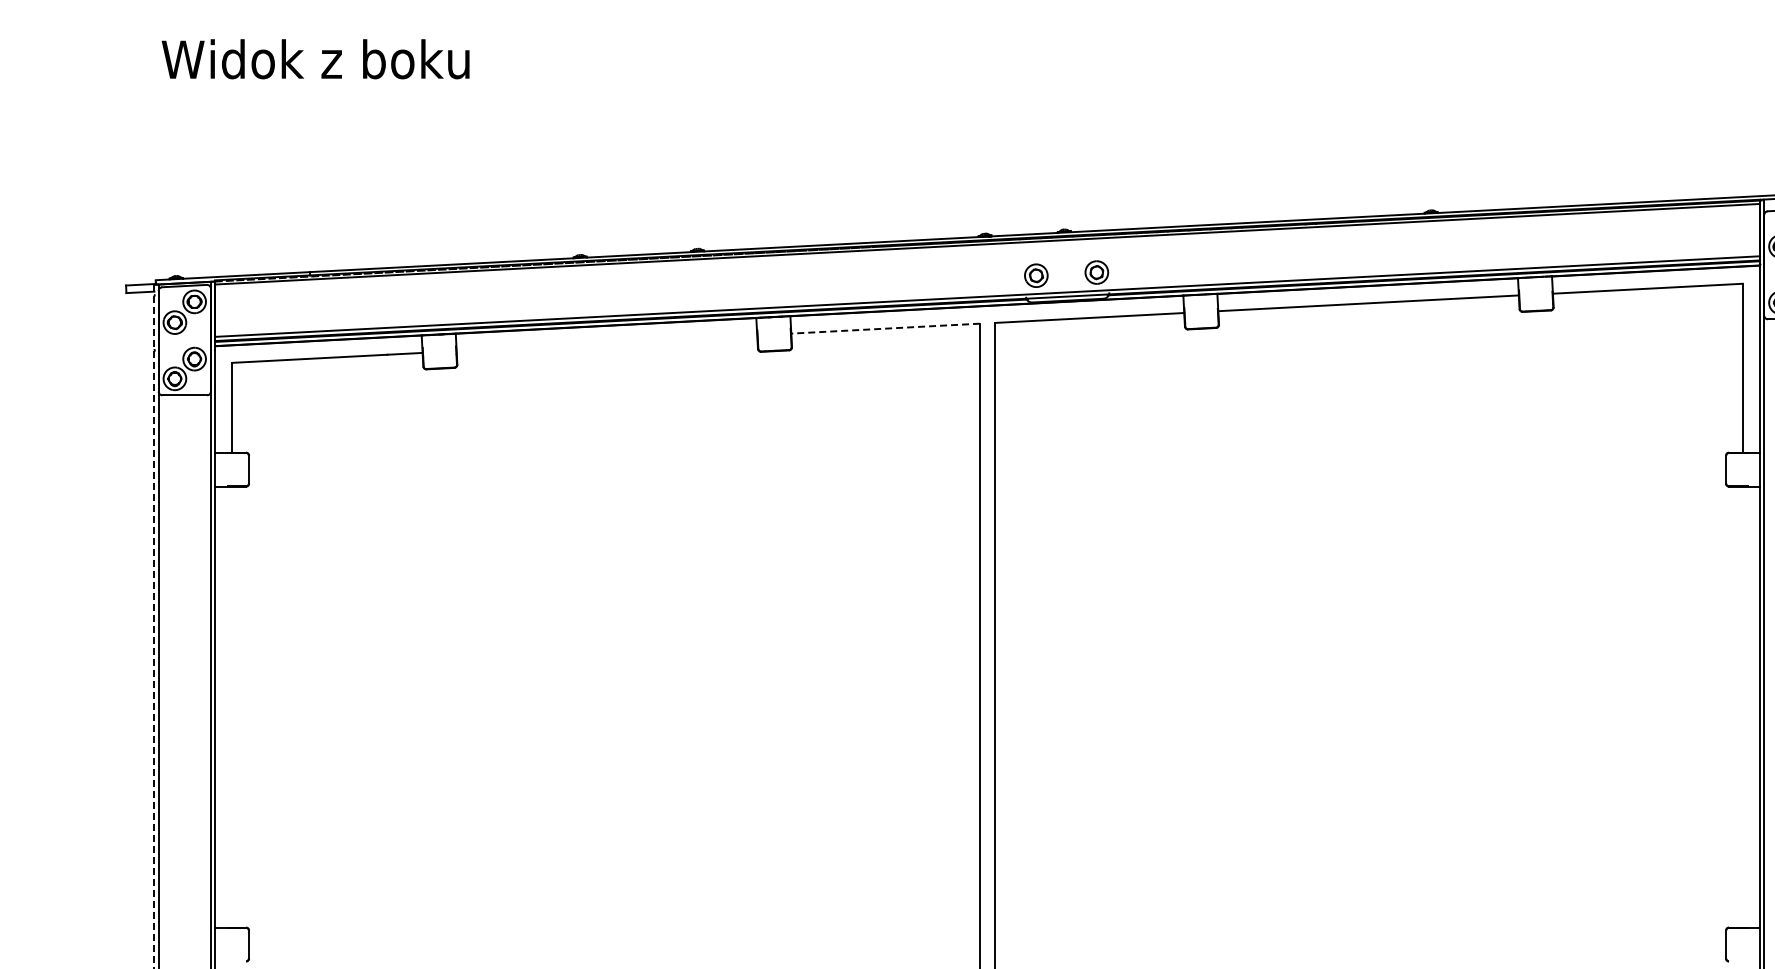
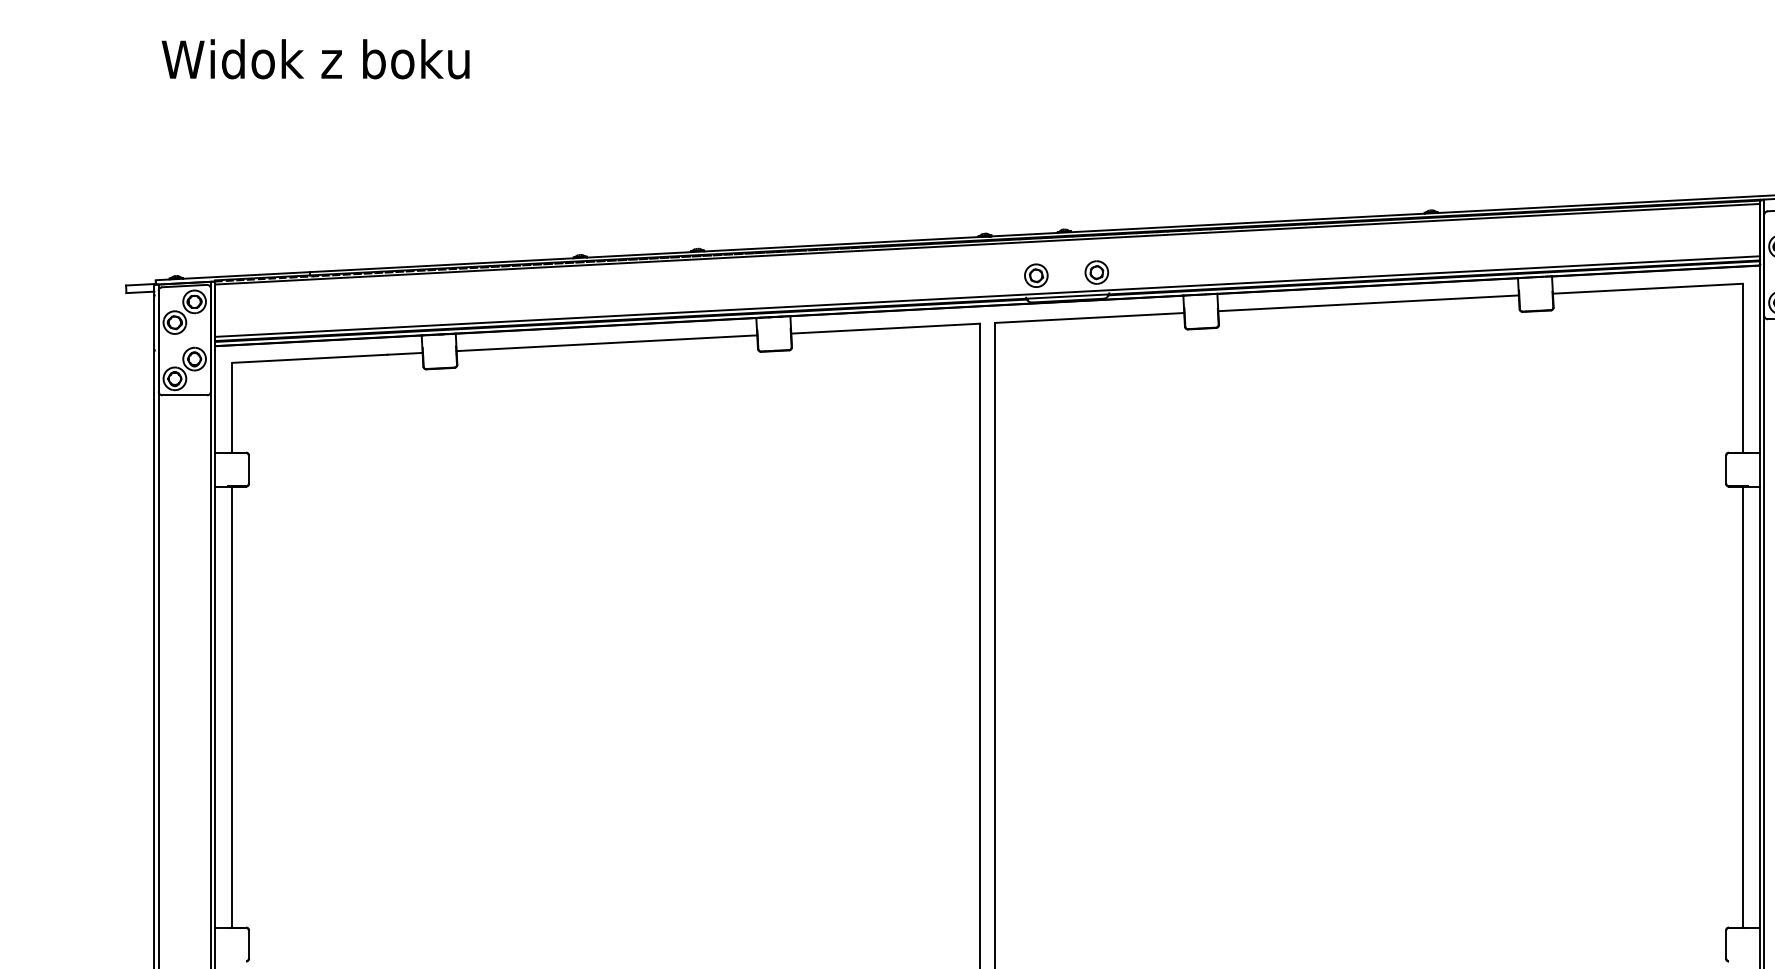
line: dashed -> solid (885, 328)
line: none -> present (606, 343)
line: dashed -> solid (154, 626)
line: none -> present (232, 706)
line: none -> present (1742, 706)
